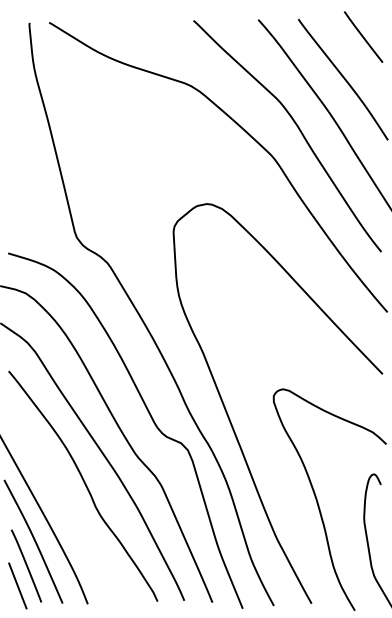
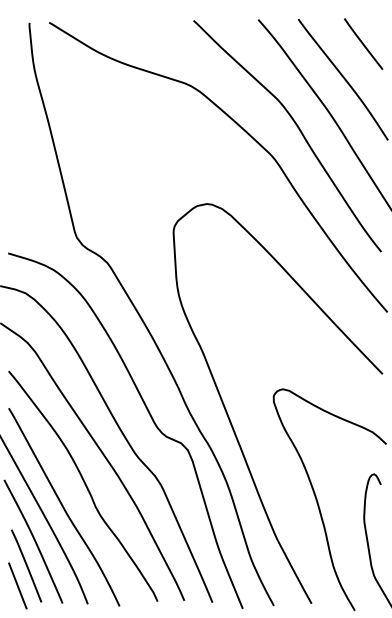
line position: (363, 36) -> (363, 43) (363, 43)
curve: none -> present (64, 507)
